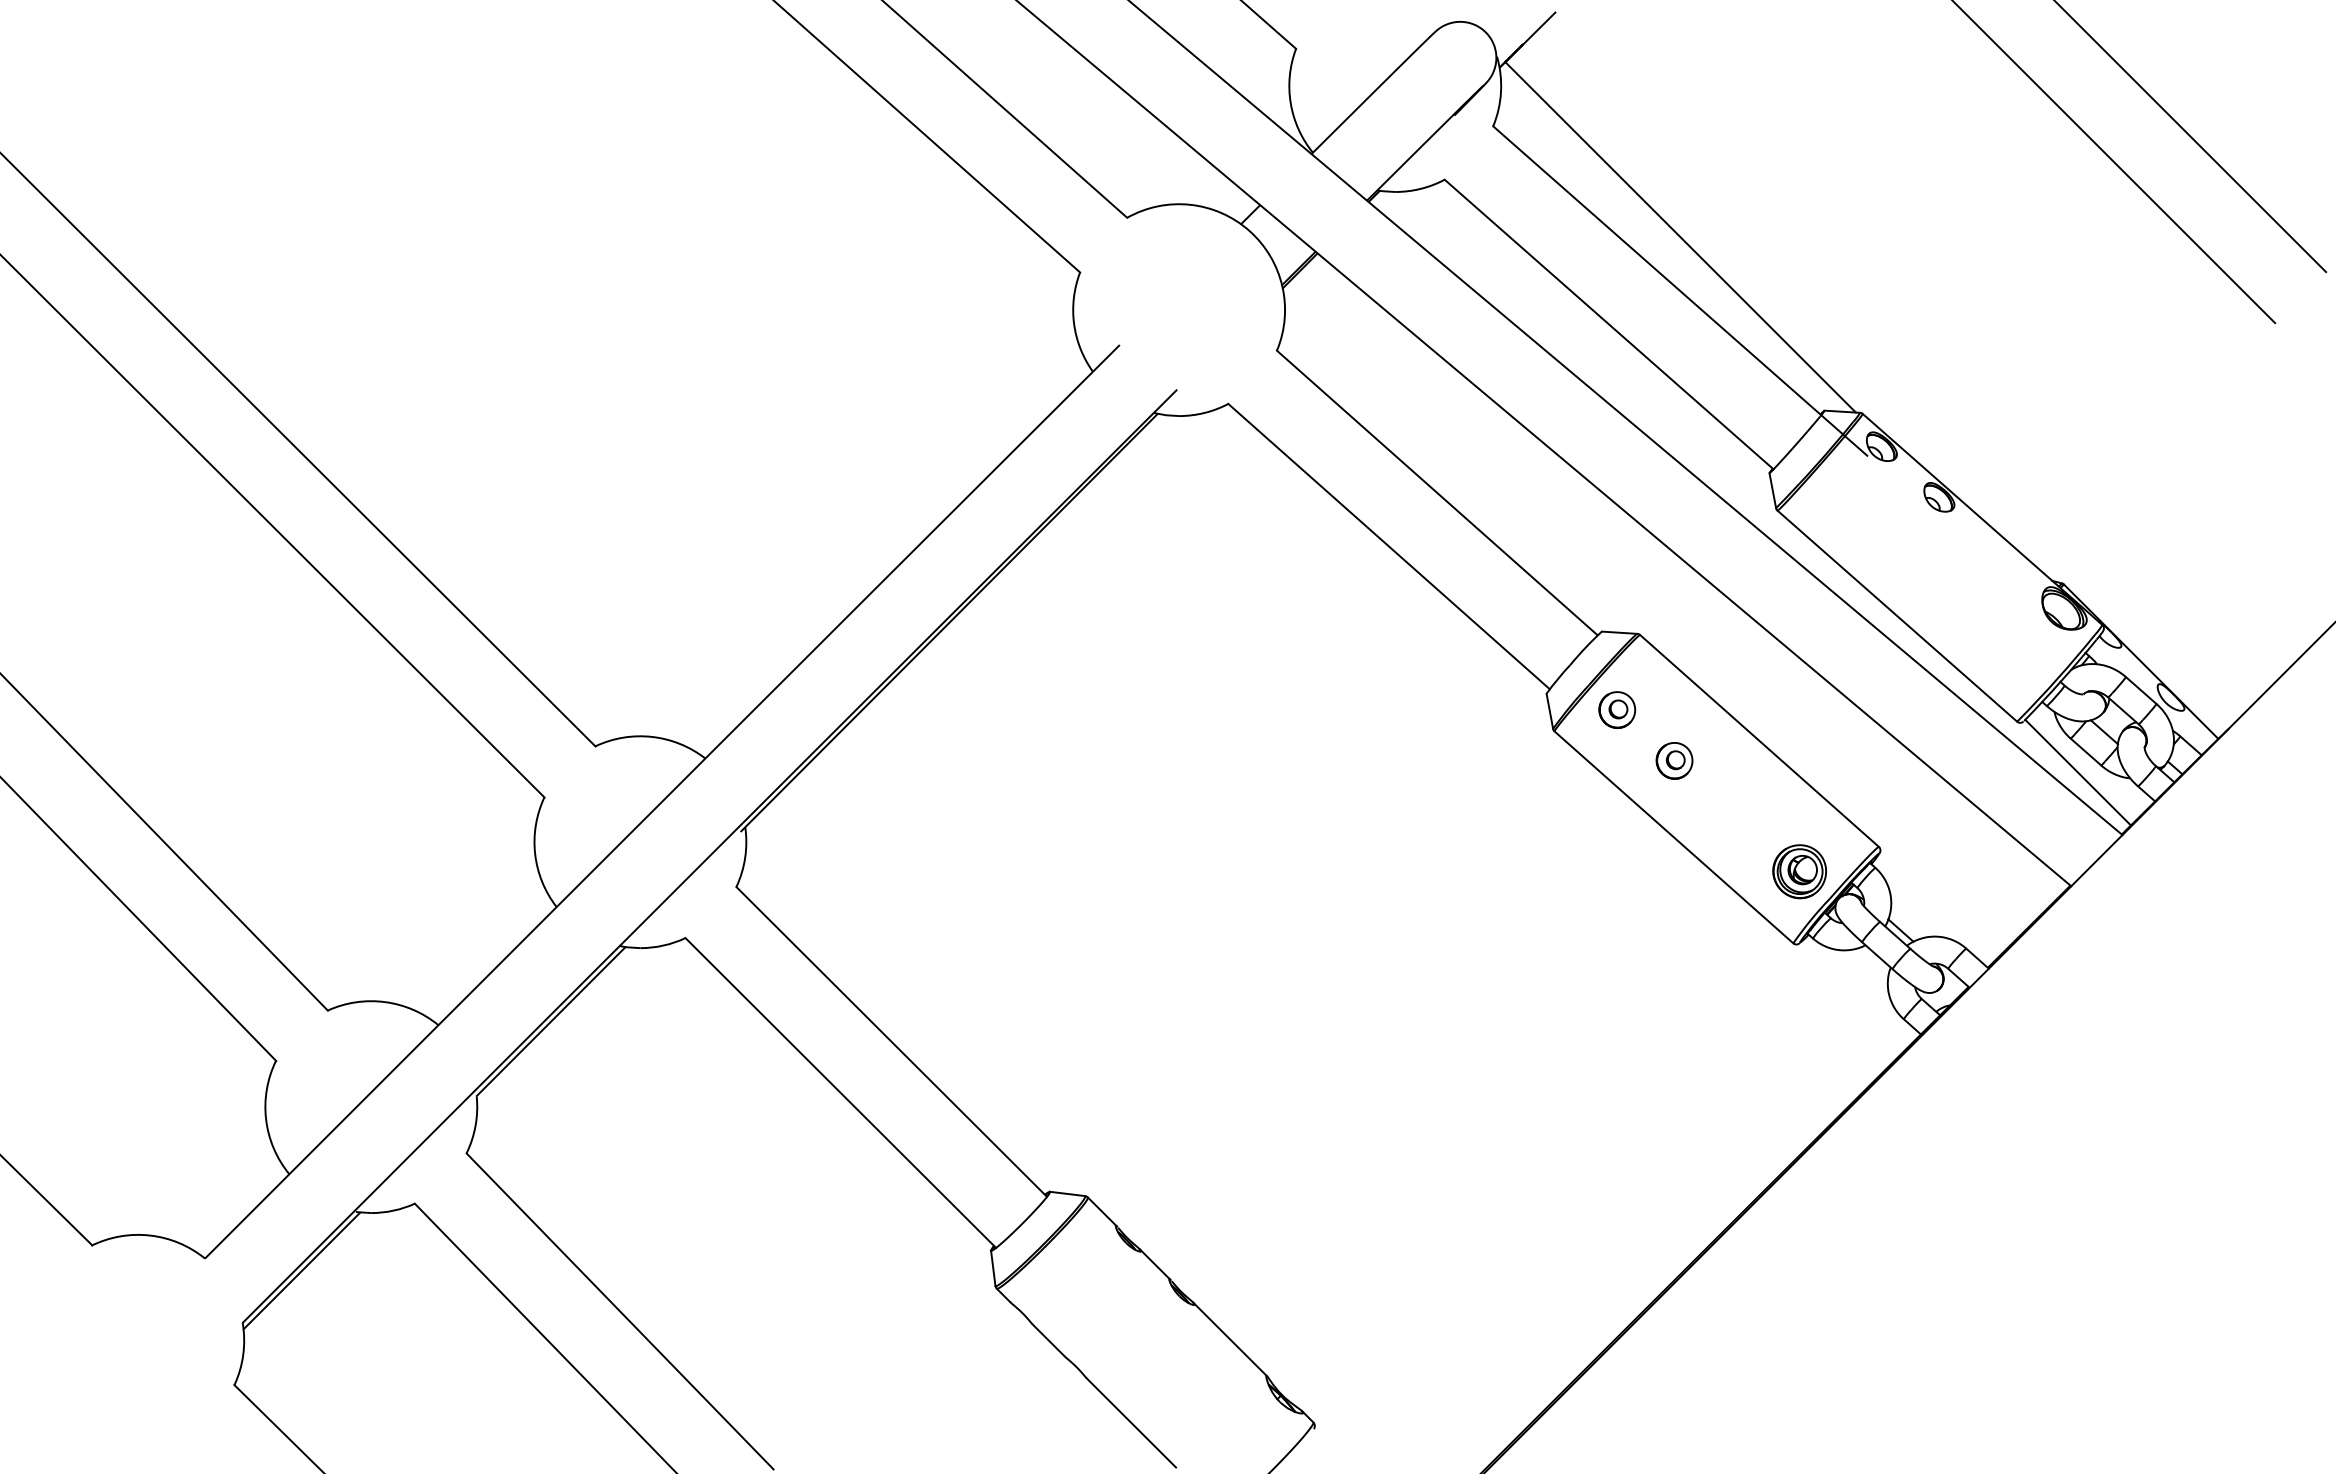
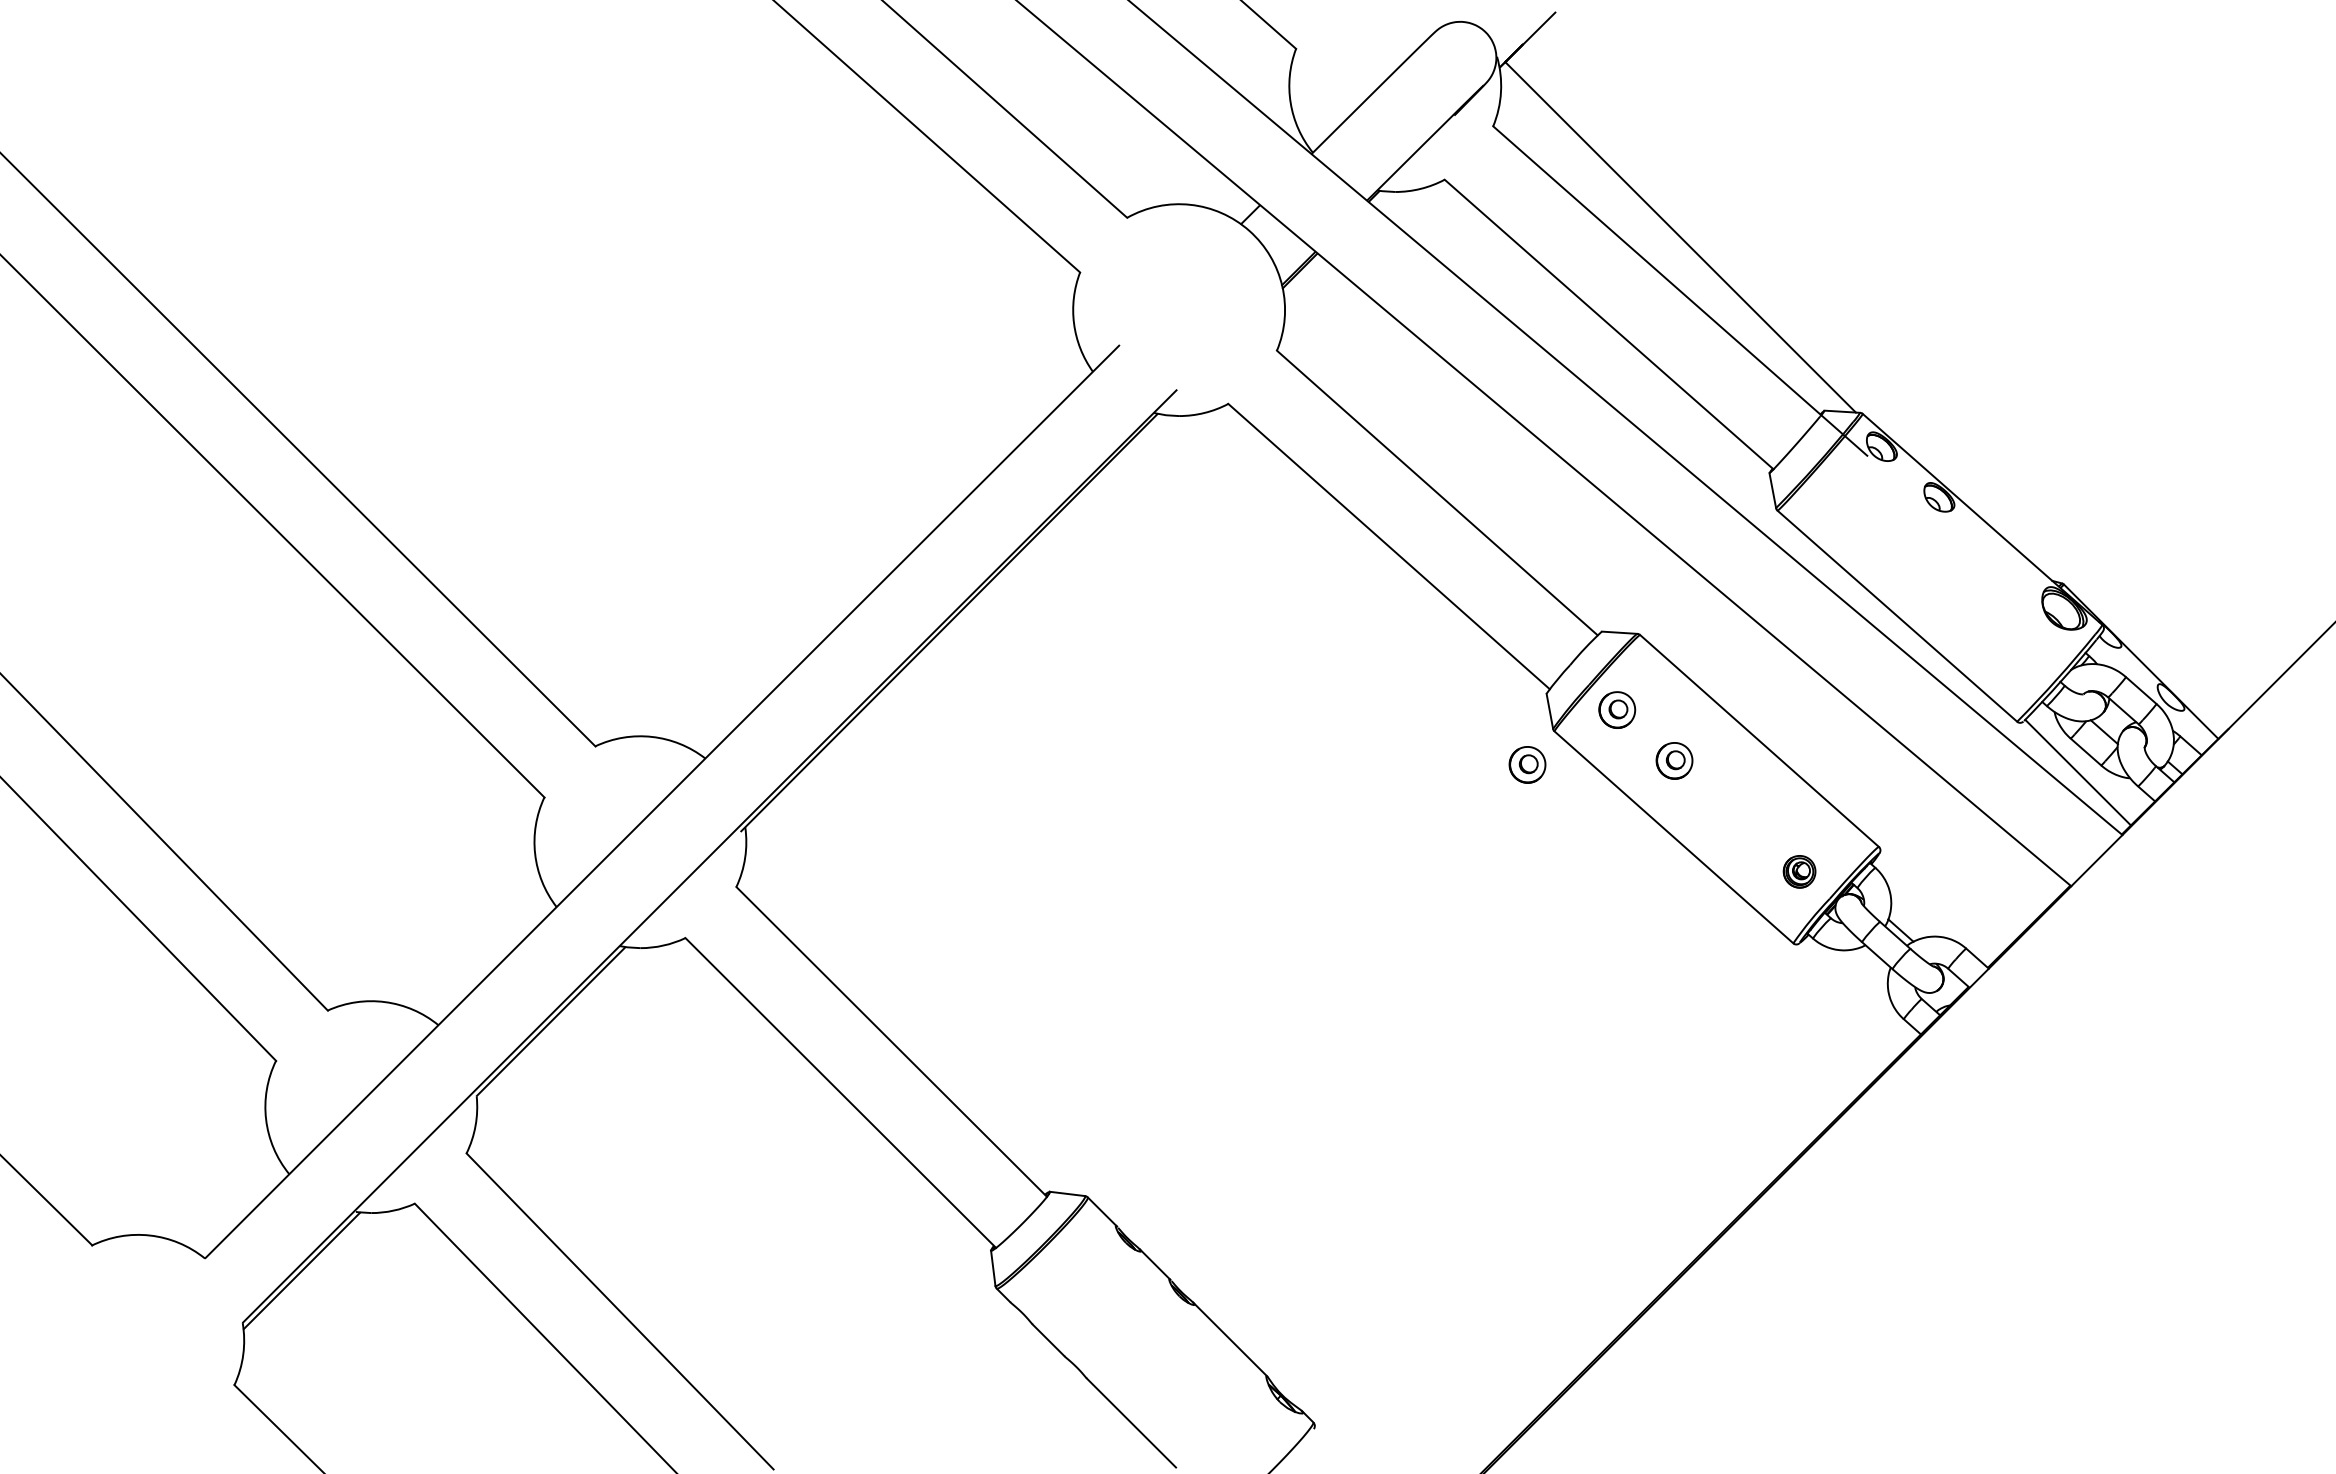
line: present -> none (2191, 137)
line: present -> none (2114, 162)
part: none -> present (1527, 764)
part size: 55x56 px -> 35x34 px (1799, 871)
